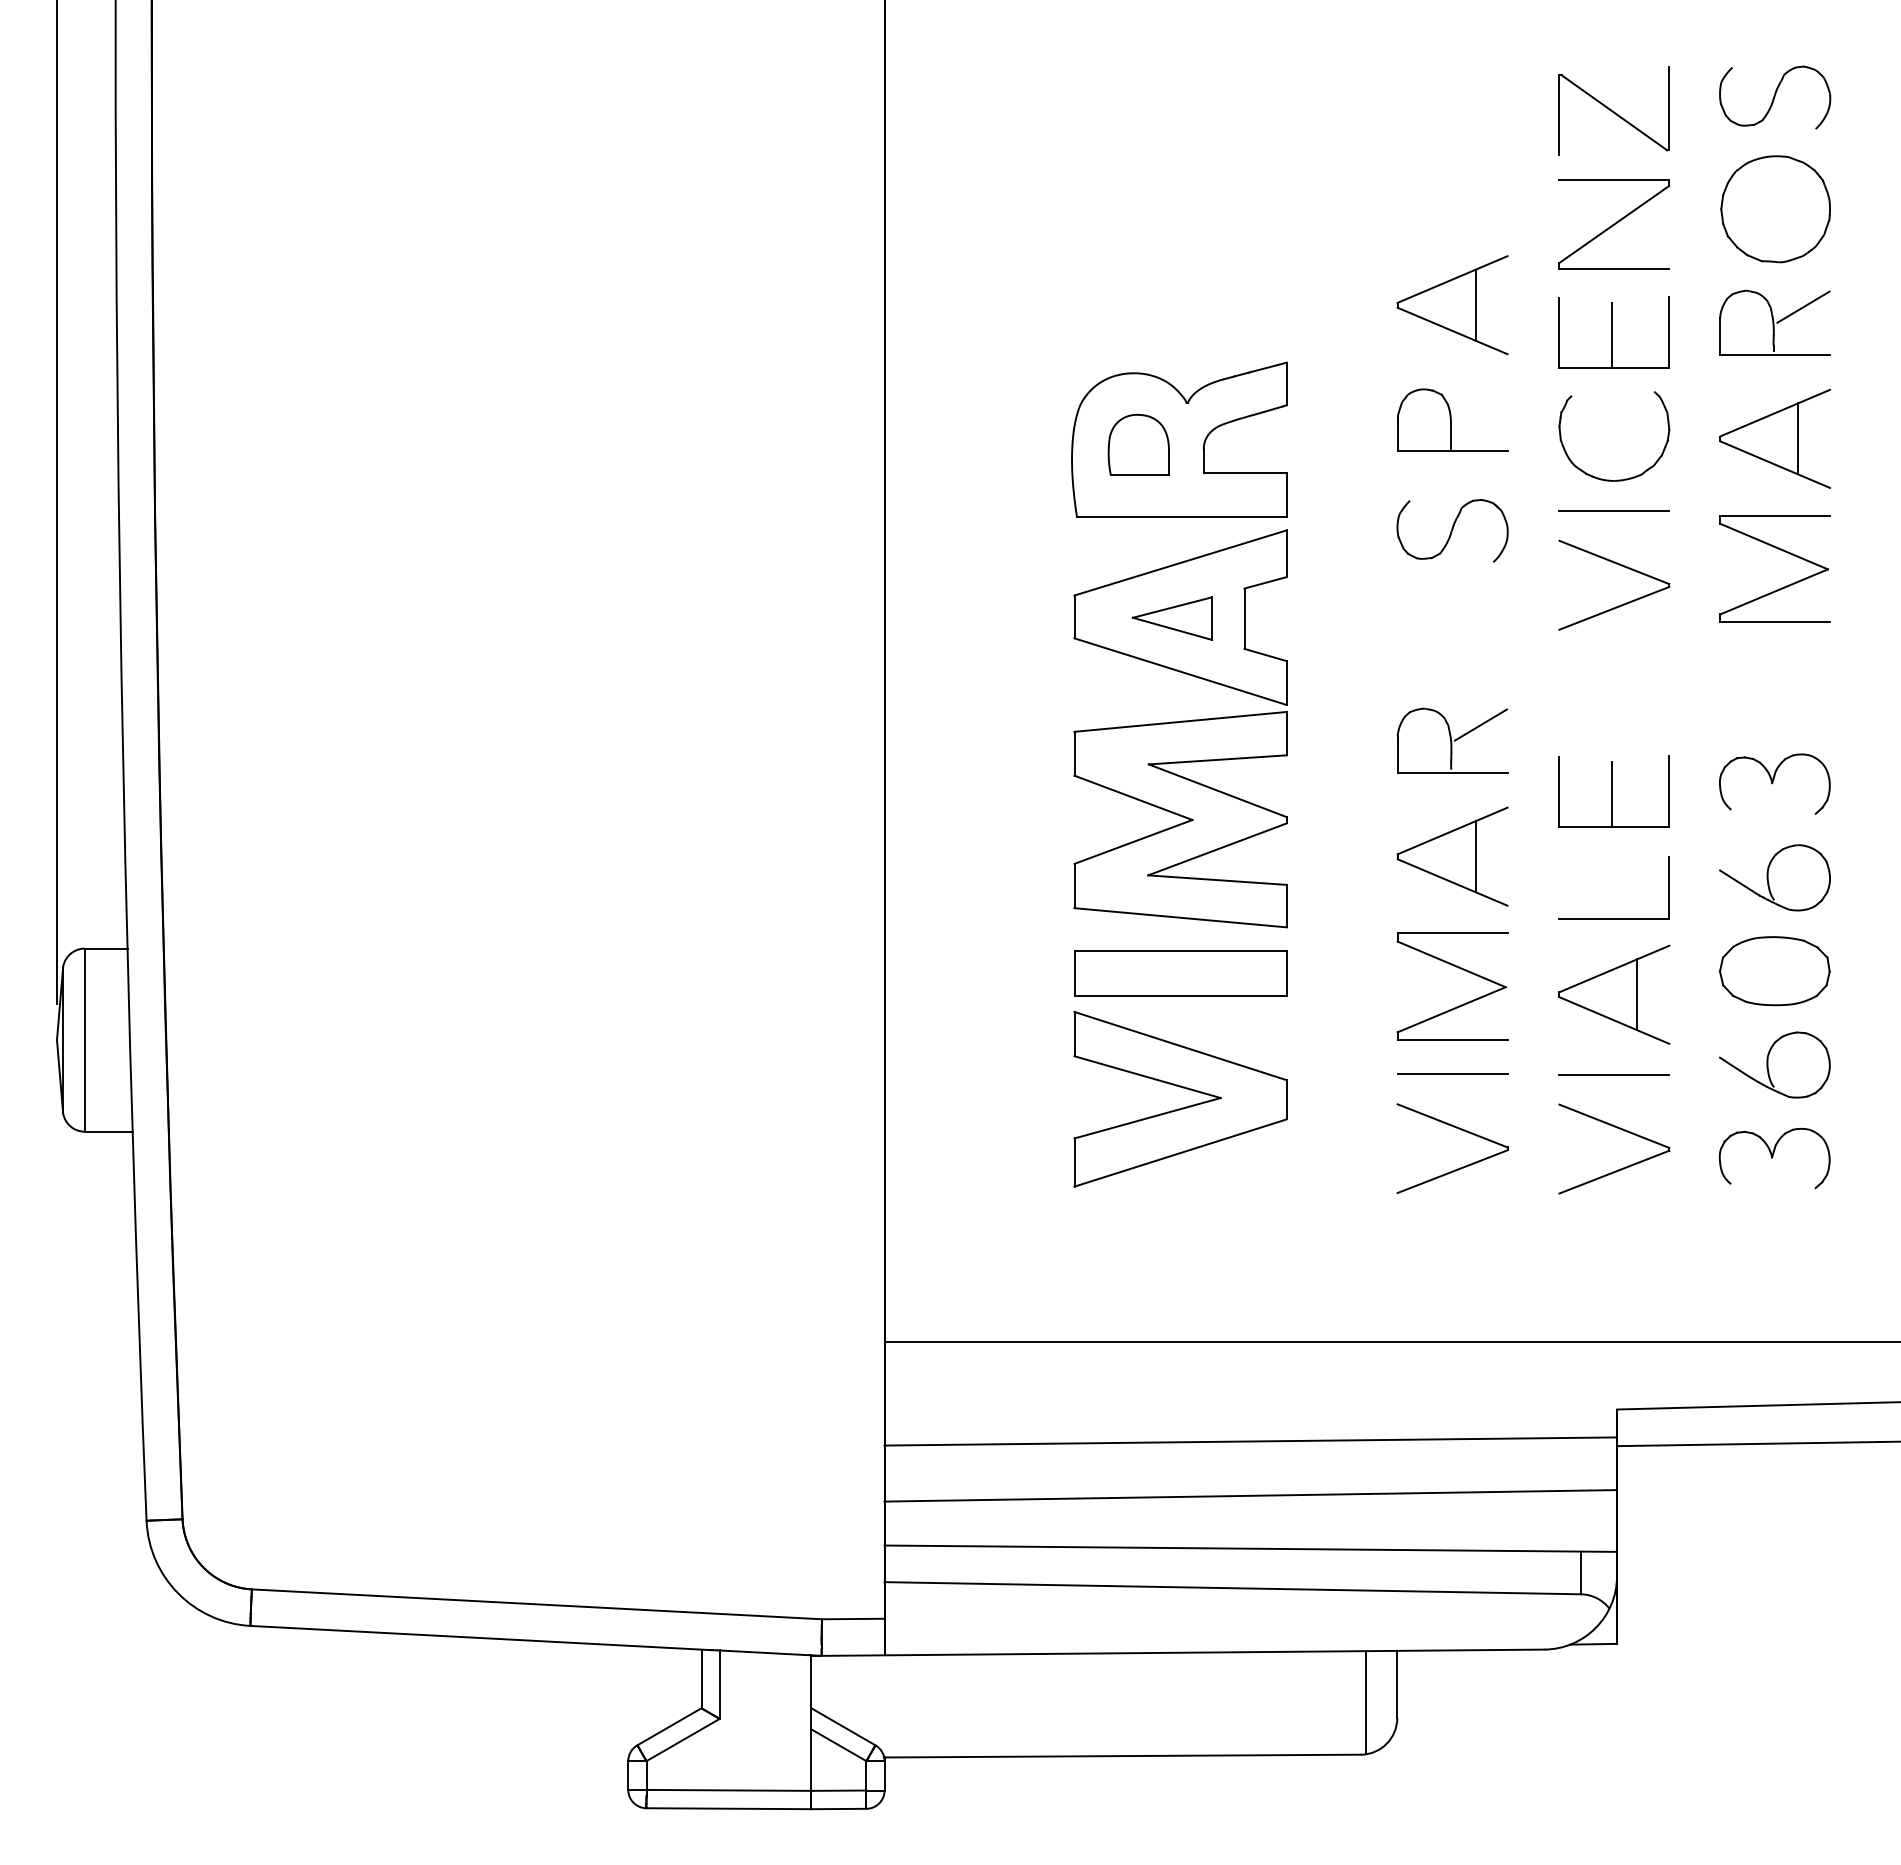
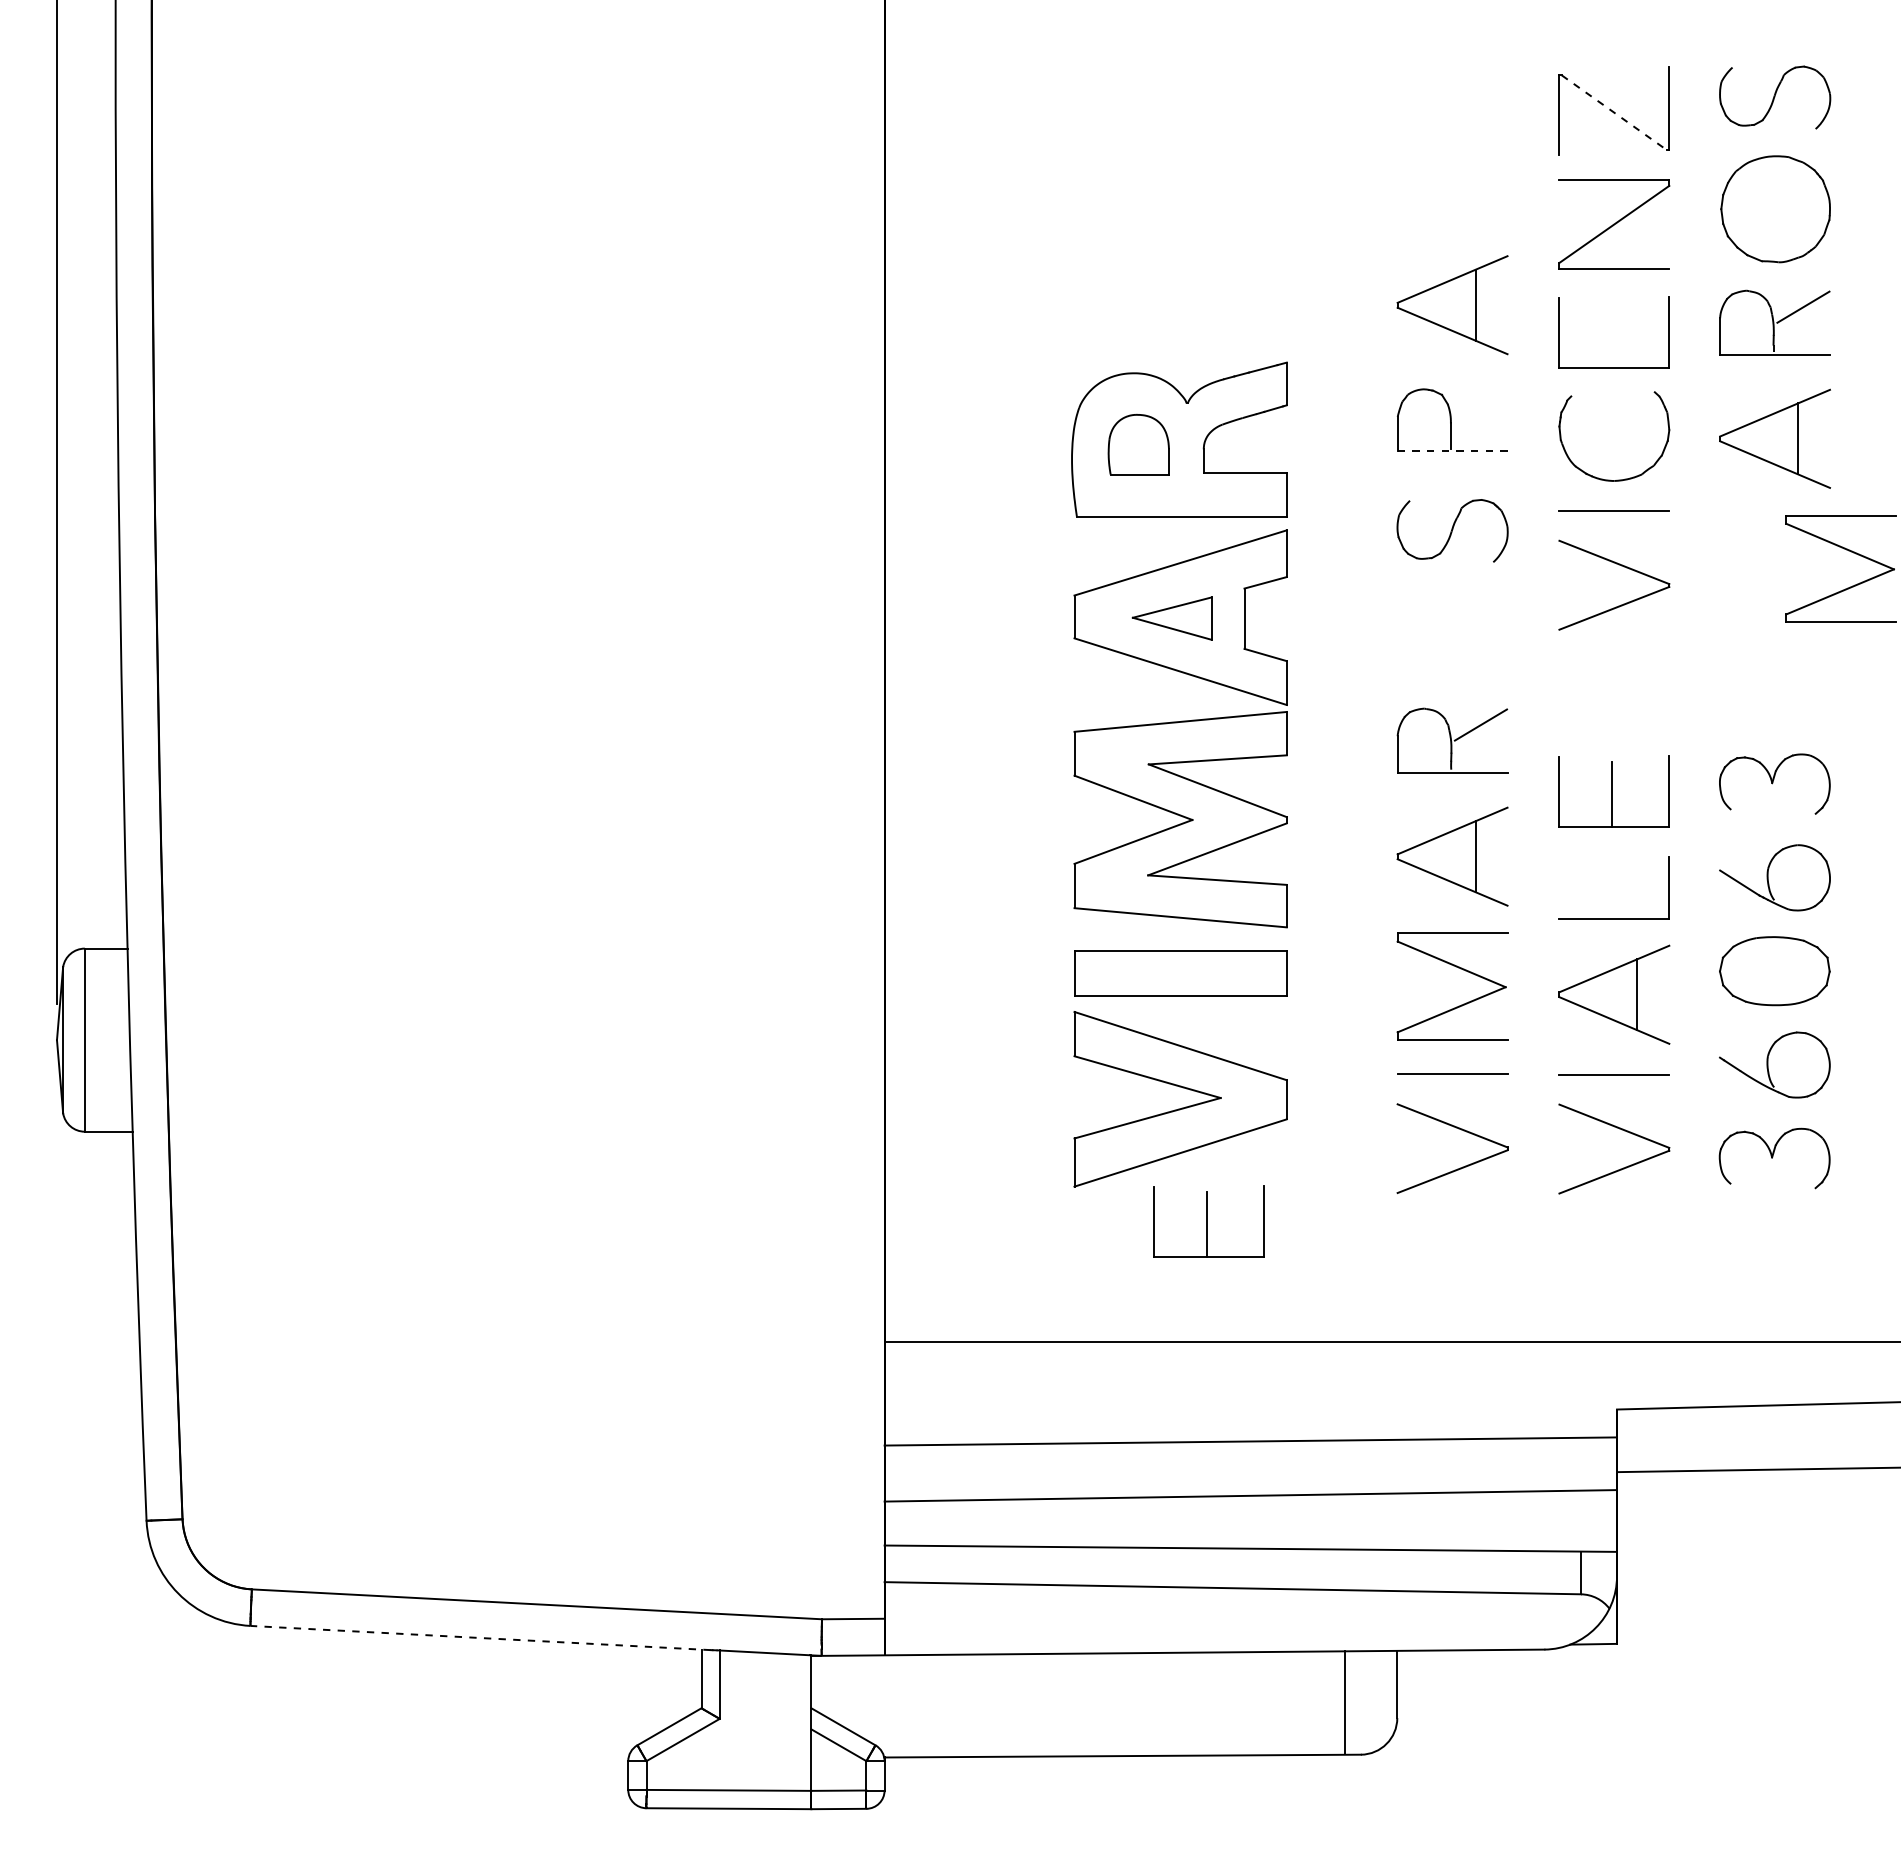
line: solid -> dashed (1614, 112)
line: present -> none (1611, 335)
line: solid -> dashed (1452, 451)
part position: (1782, 551) -> (1848, 551) (1848, 551)
part: none -> present (1208, 1221)
line position: (1757, 1443) -> (1757, 1469) (1757, 1469)
line: solid -> dashed (480, 1638)
line position: (1366, 1702) -> (1345, 1702) (1345, 1702)
